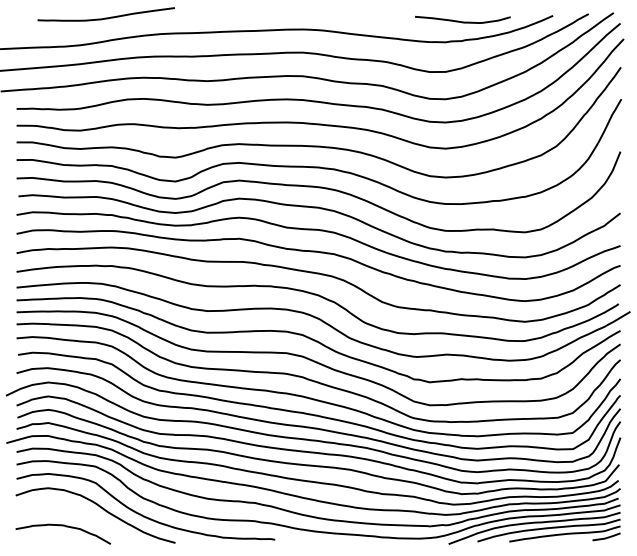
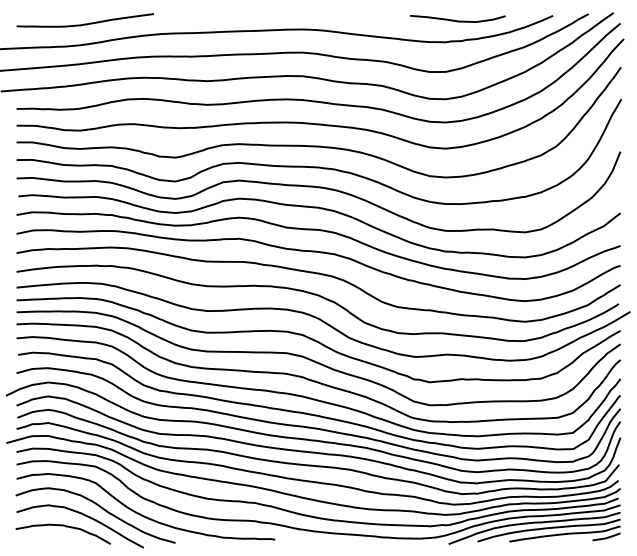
curve position: (105, 17) -> (84, 23) (84, 23)
curve position: (462, 21) -> (457, 20) (457, 20)
curve: none -> present (85, 516)
